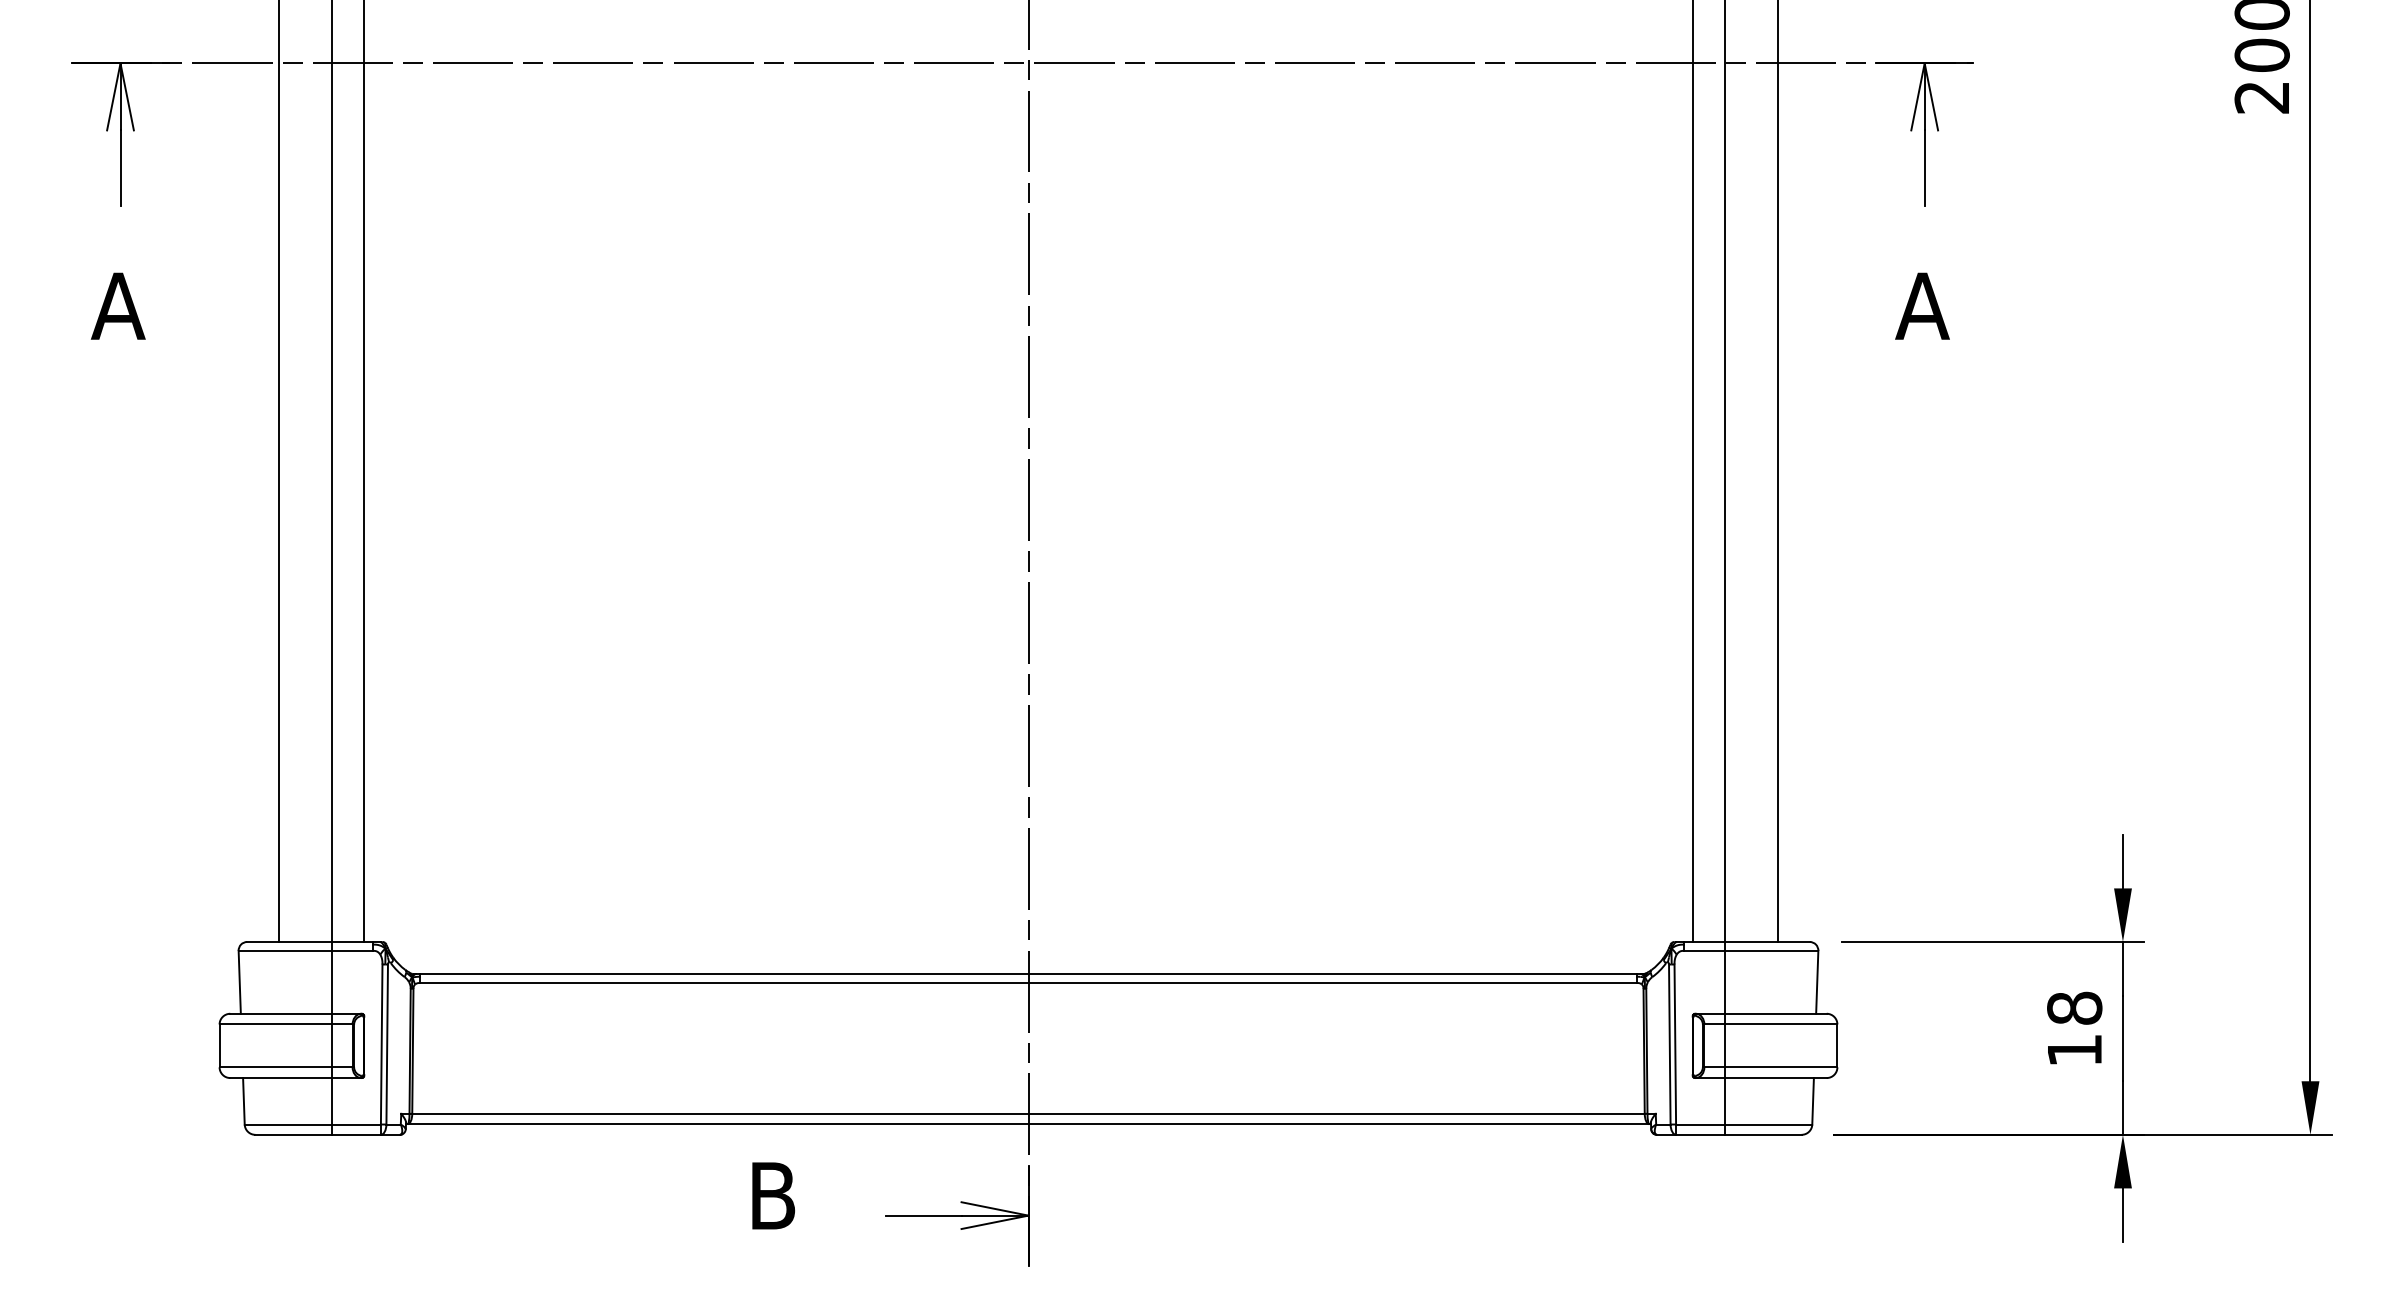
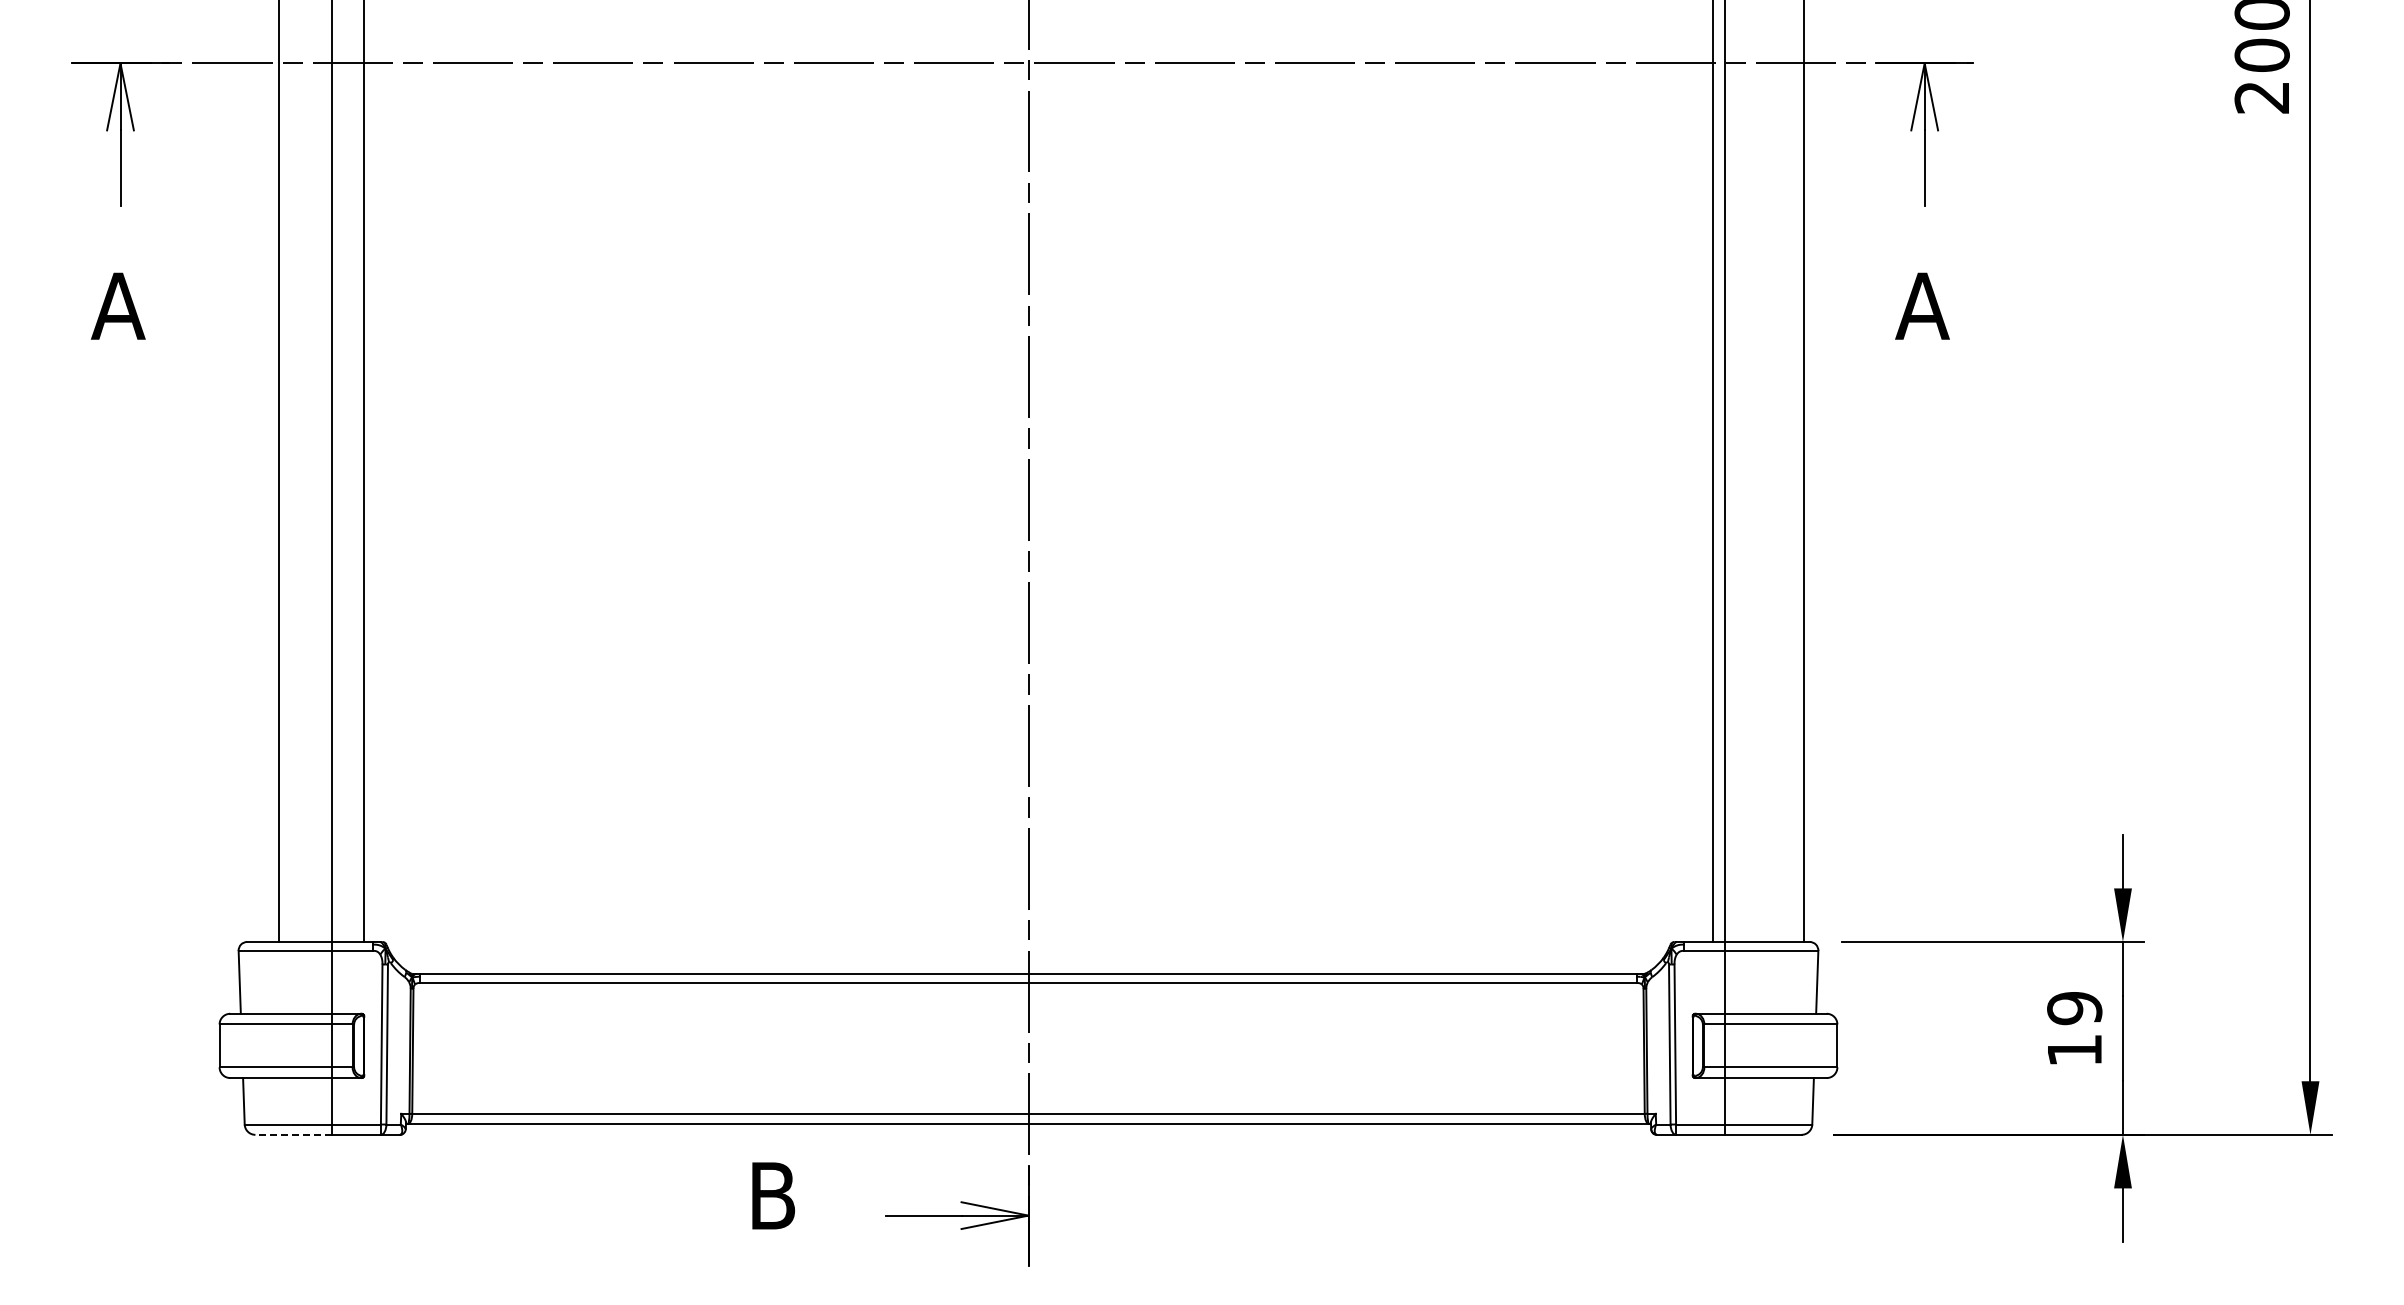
line position: (1692, 471) -> (1712, 471) (1712, 471)
line position: (1778, 471) -> (1804, 471) (1804, 471)
text: 18 -> 19 (2074, 1008)
line: solid -> dashed (293, 1134)
